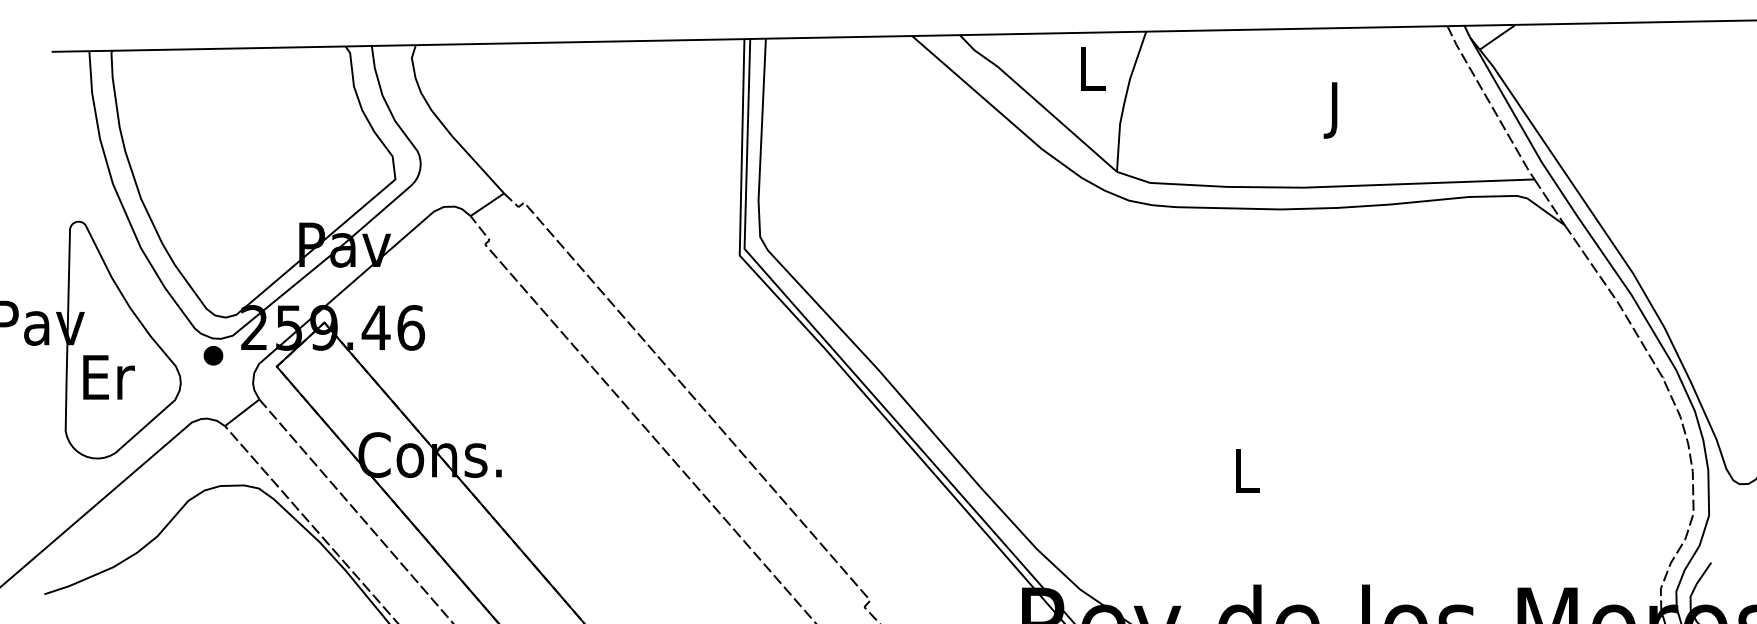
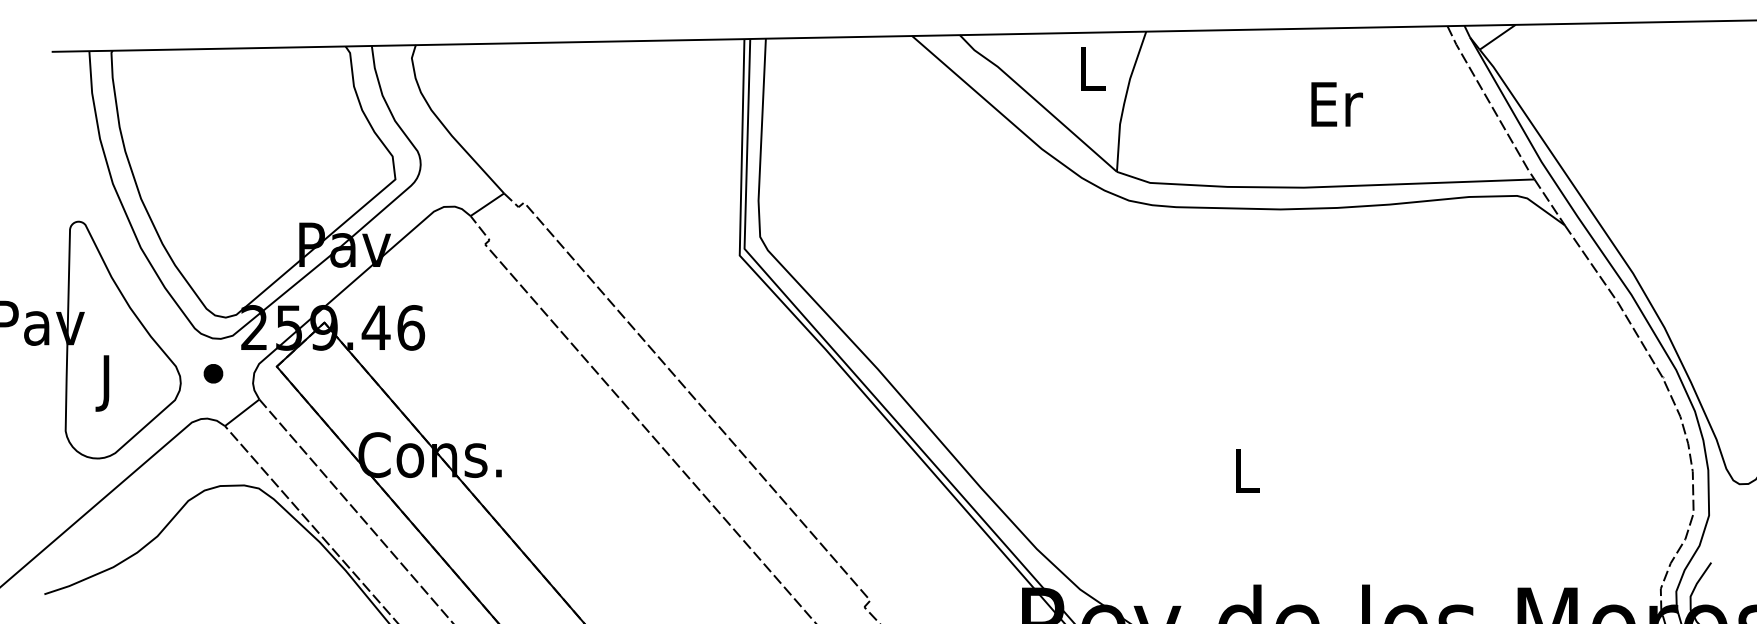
text: J -> Er (1337, 110)
part position: (213, 355) -> (213, 373) (213, 373)
text: Er -> J (108, 383)
